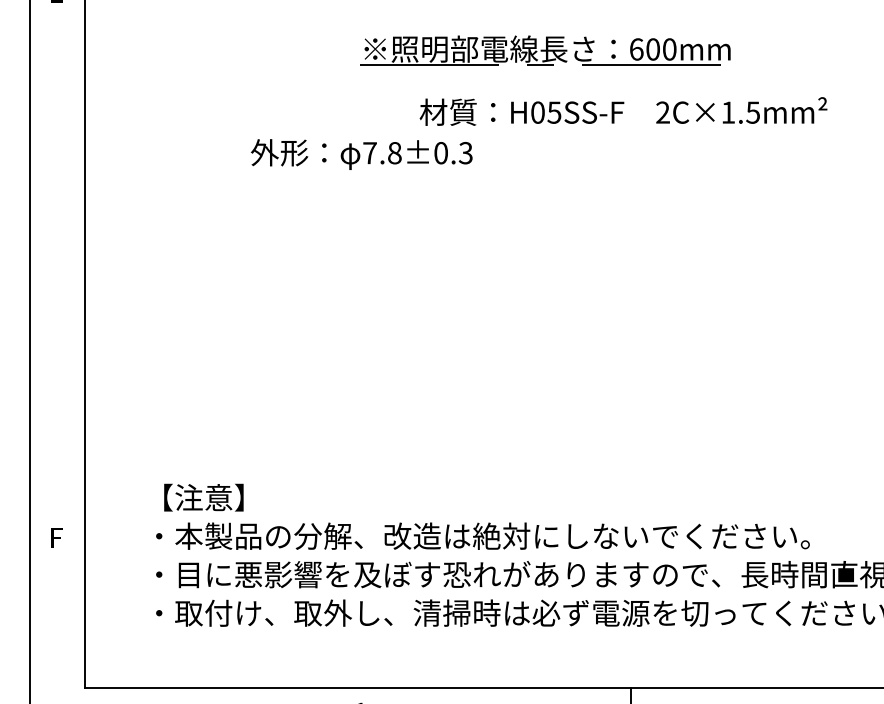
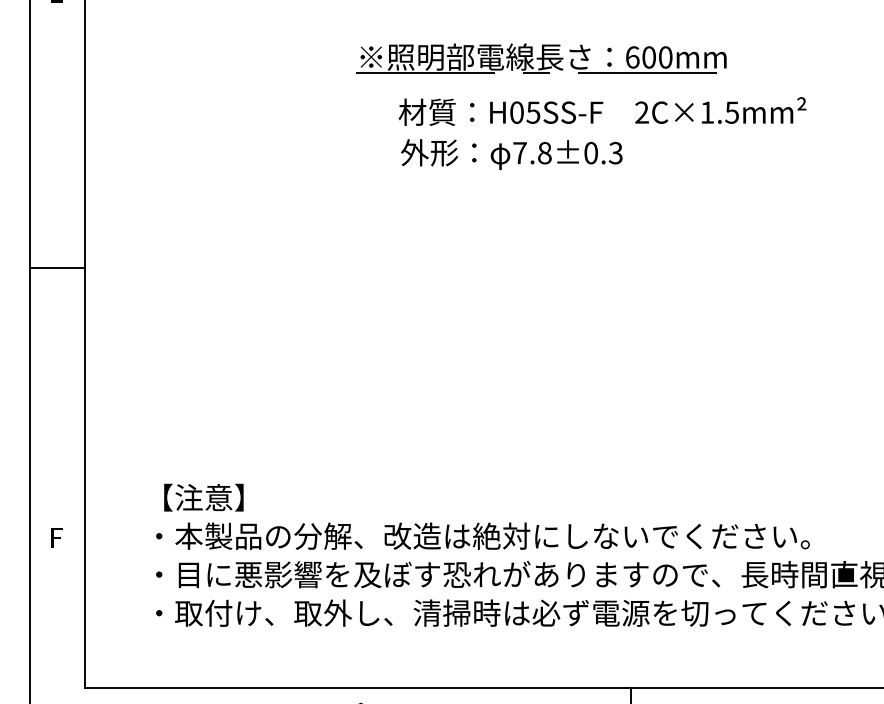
part position: (545, 50) -> (541, 58) (541, 58)
text position: (623, 111) -> (602, 111) (602, 111)
text position: (361, 154) -> (511, 154) (511, 154)
line: none -> present (57, 268)
